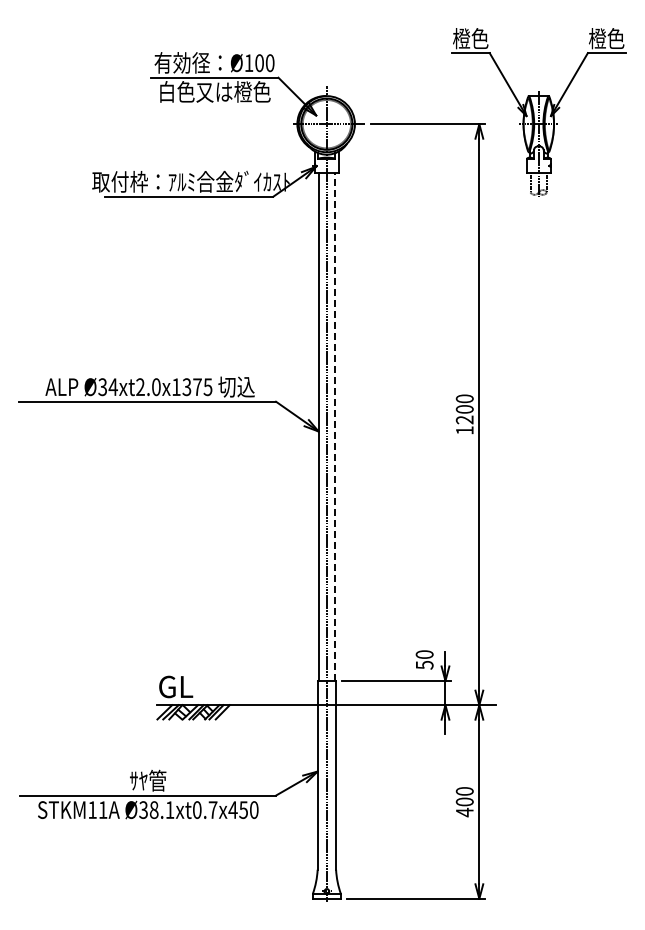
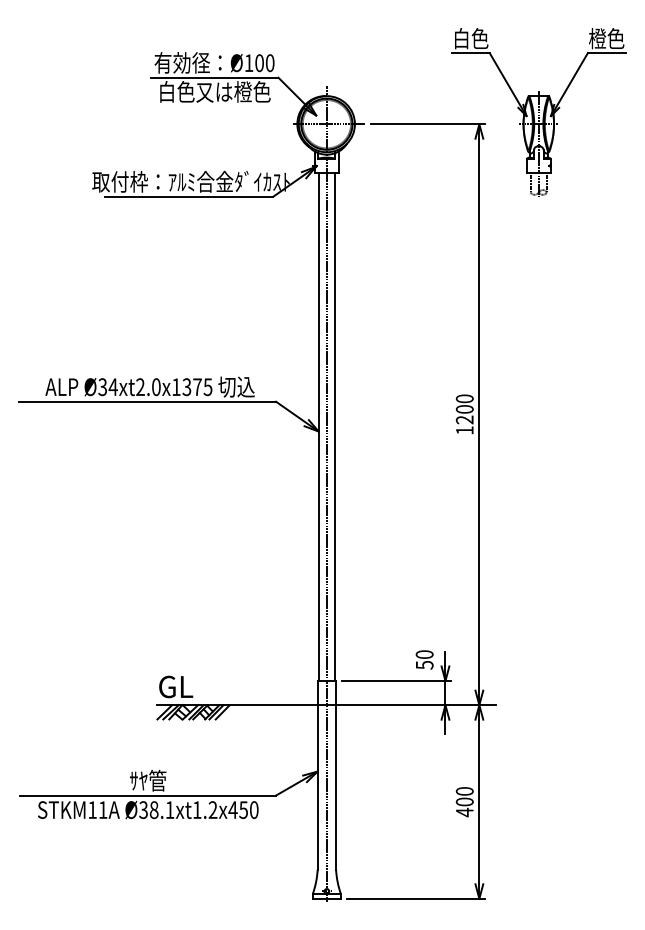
text: 橙色 -> 白色 (461, 38)
line: dashed -> solid (335, 427)
text: Ø38.1xt0.7x450 -> Ø38.1xt1.2x450 (205, 809)
